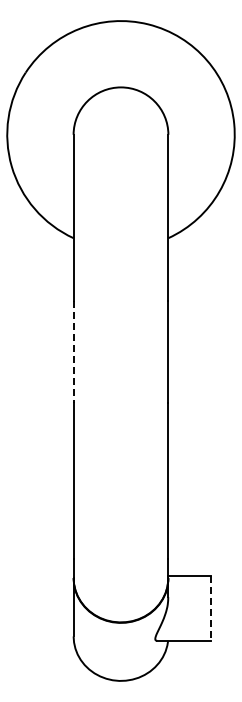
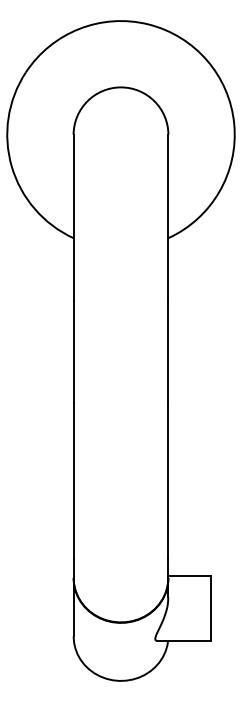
line: dashed -> solid (73, 352)
line: dashed -> solid (211, 608)
